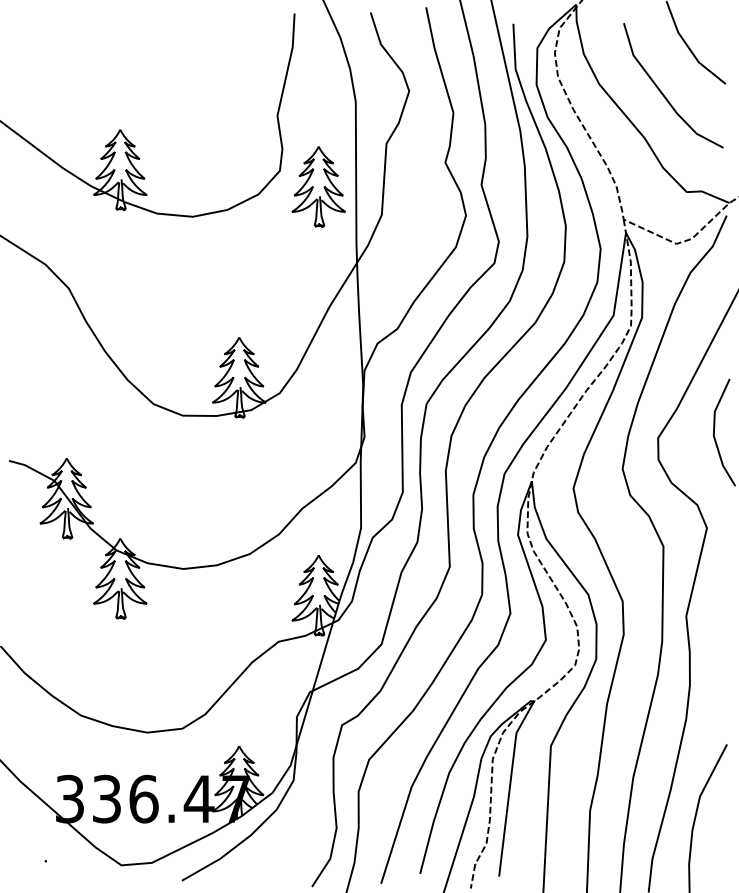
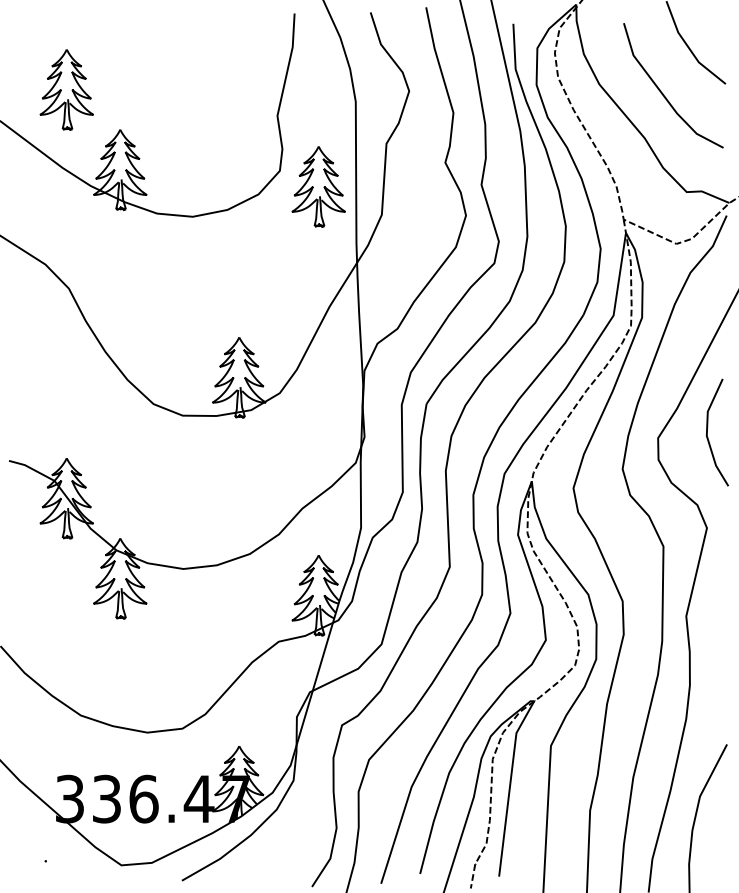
part: none -> present (66, 89)
line position: (714, 432) -> (707, 432) (707, 432)
